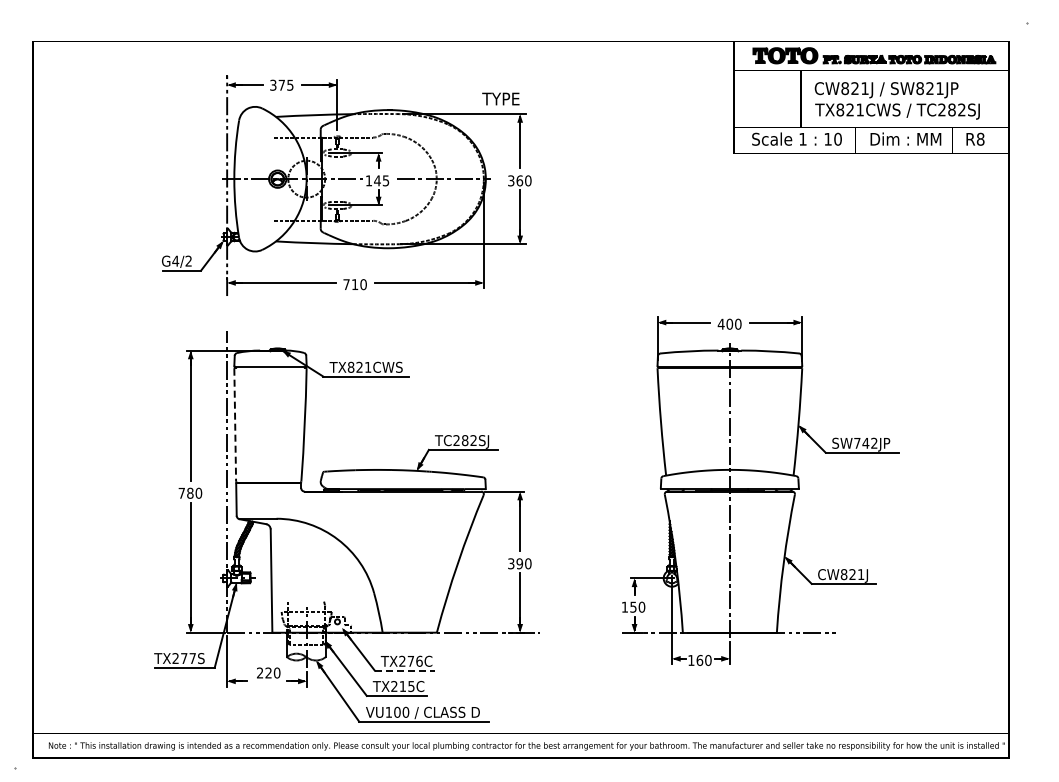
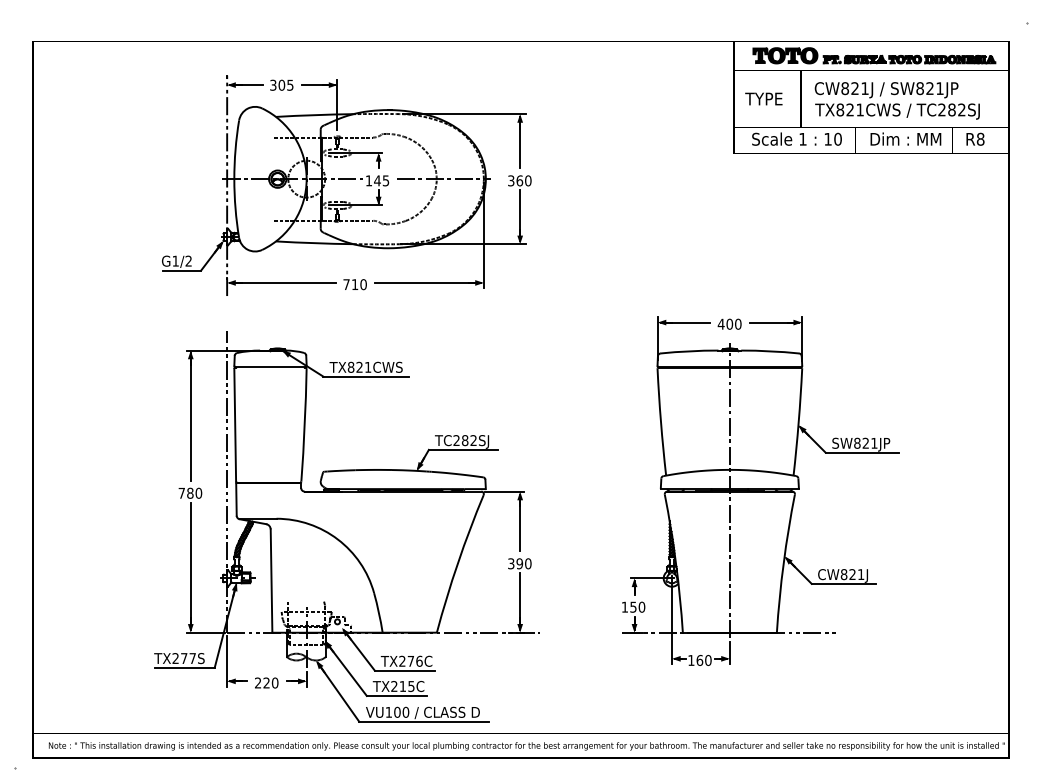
text: 375 -> 305 (281, 84)
text position: (500, 98) -> (763, 98) (763, 98)
text: G4/2 -> G1/2 (175, 260)
line: dashed -> solid (235, 425)
text: SW742JP -> SW821JP (865, 442)
line: dashed -> solid (404, 670)
text position: (268, 672) -> (266, 682) (266, 682)
